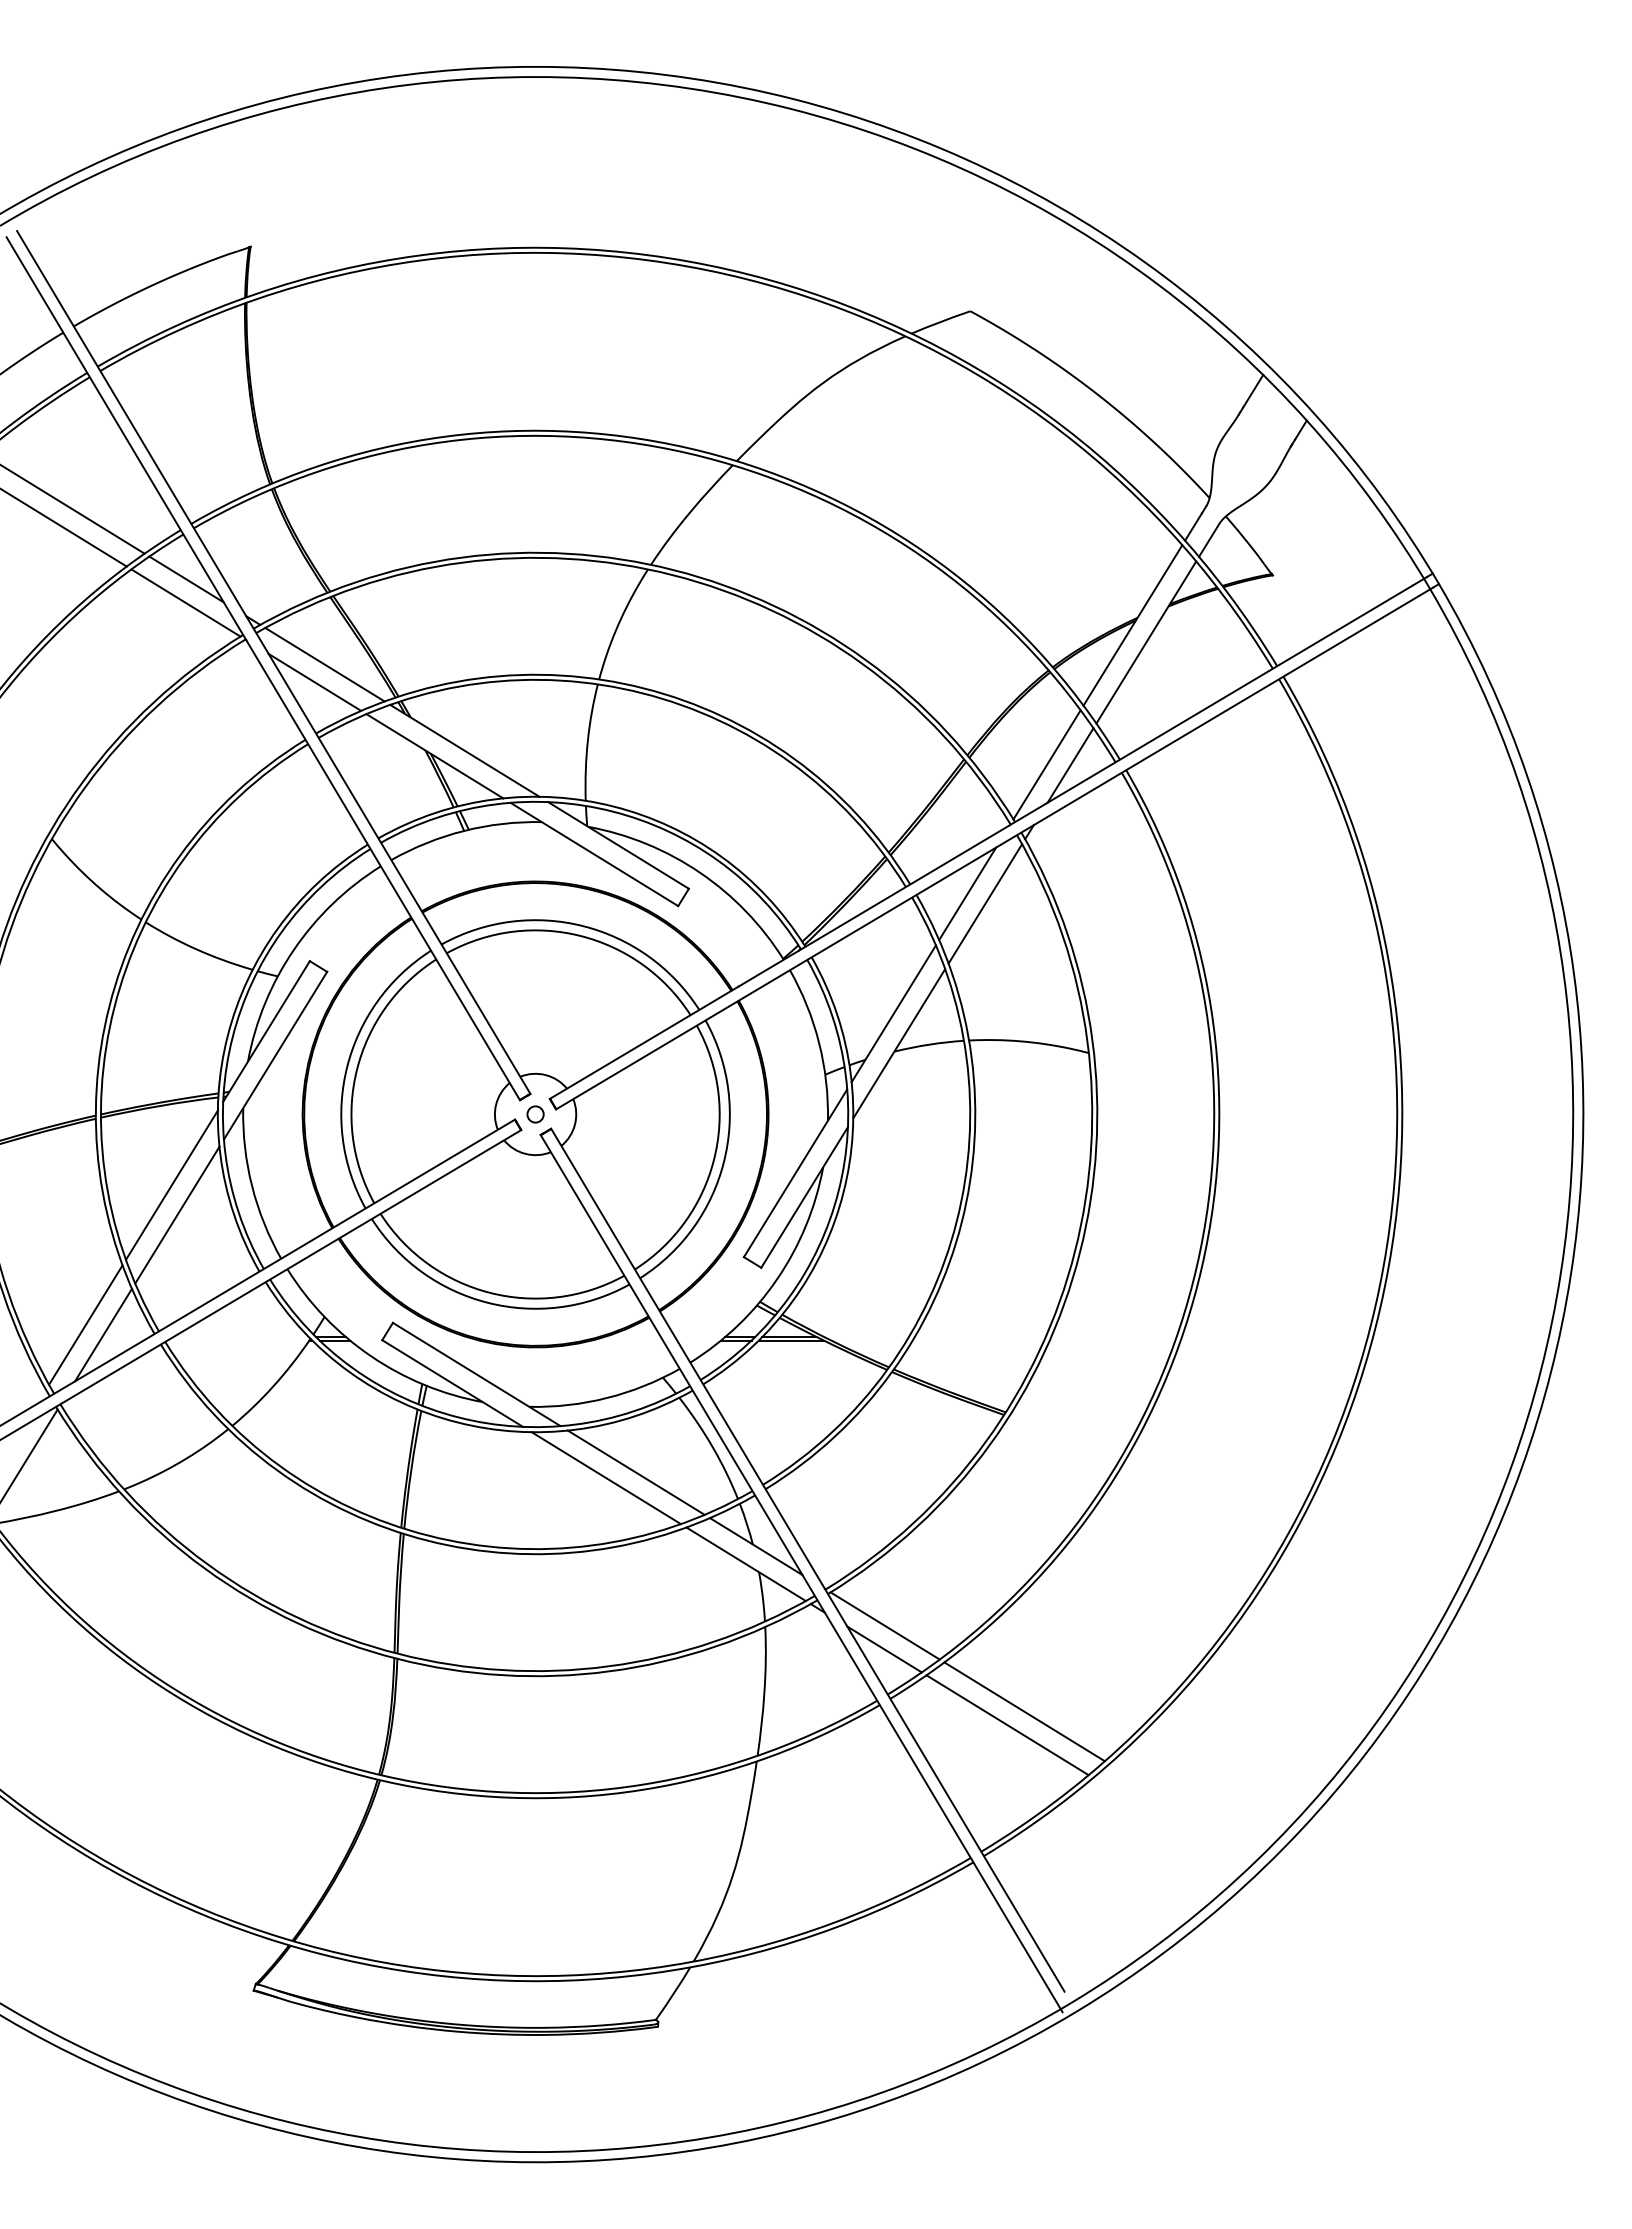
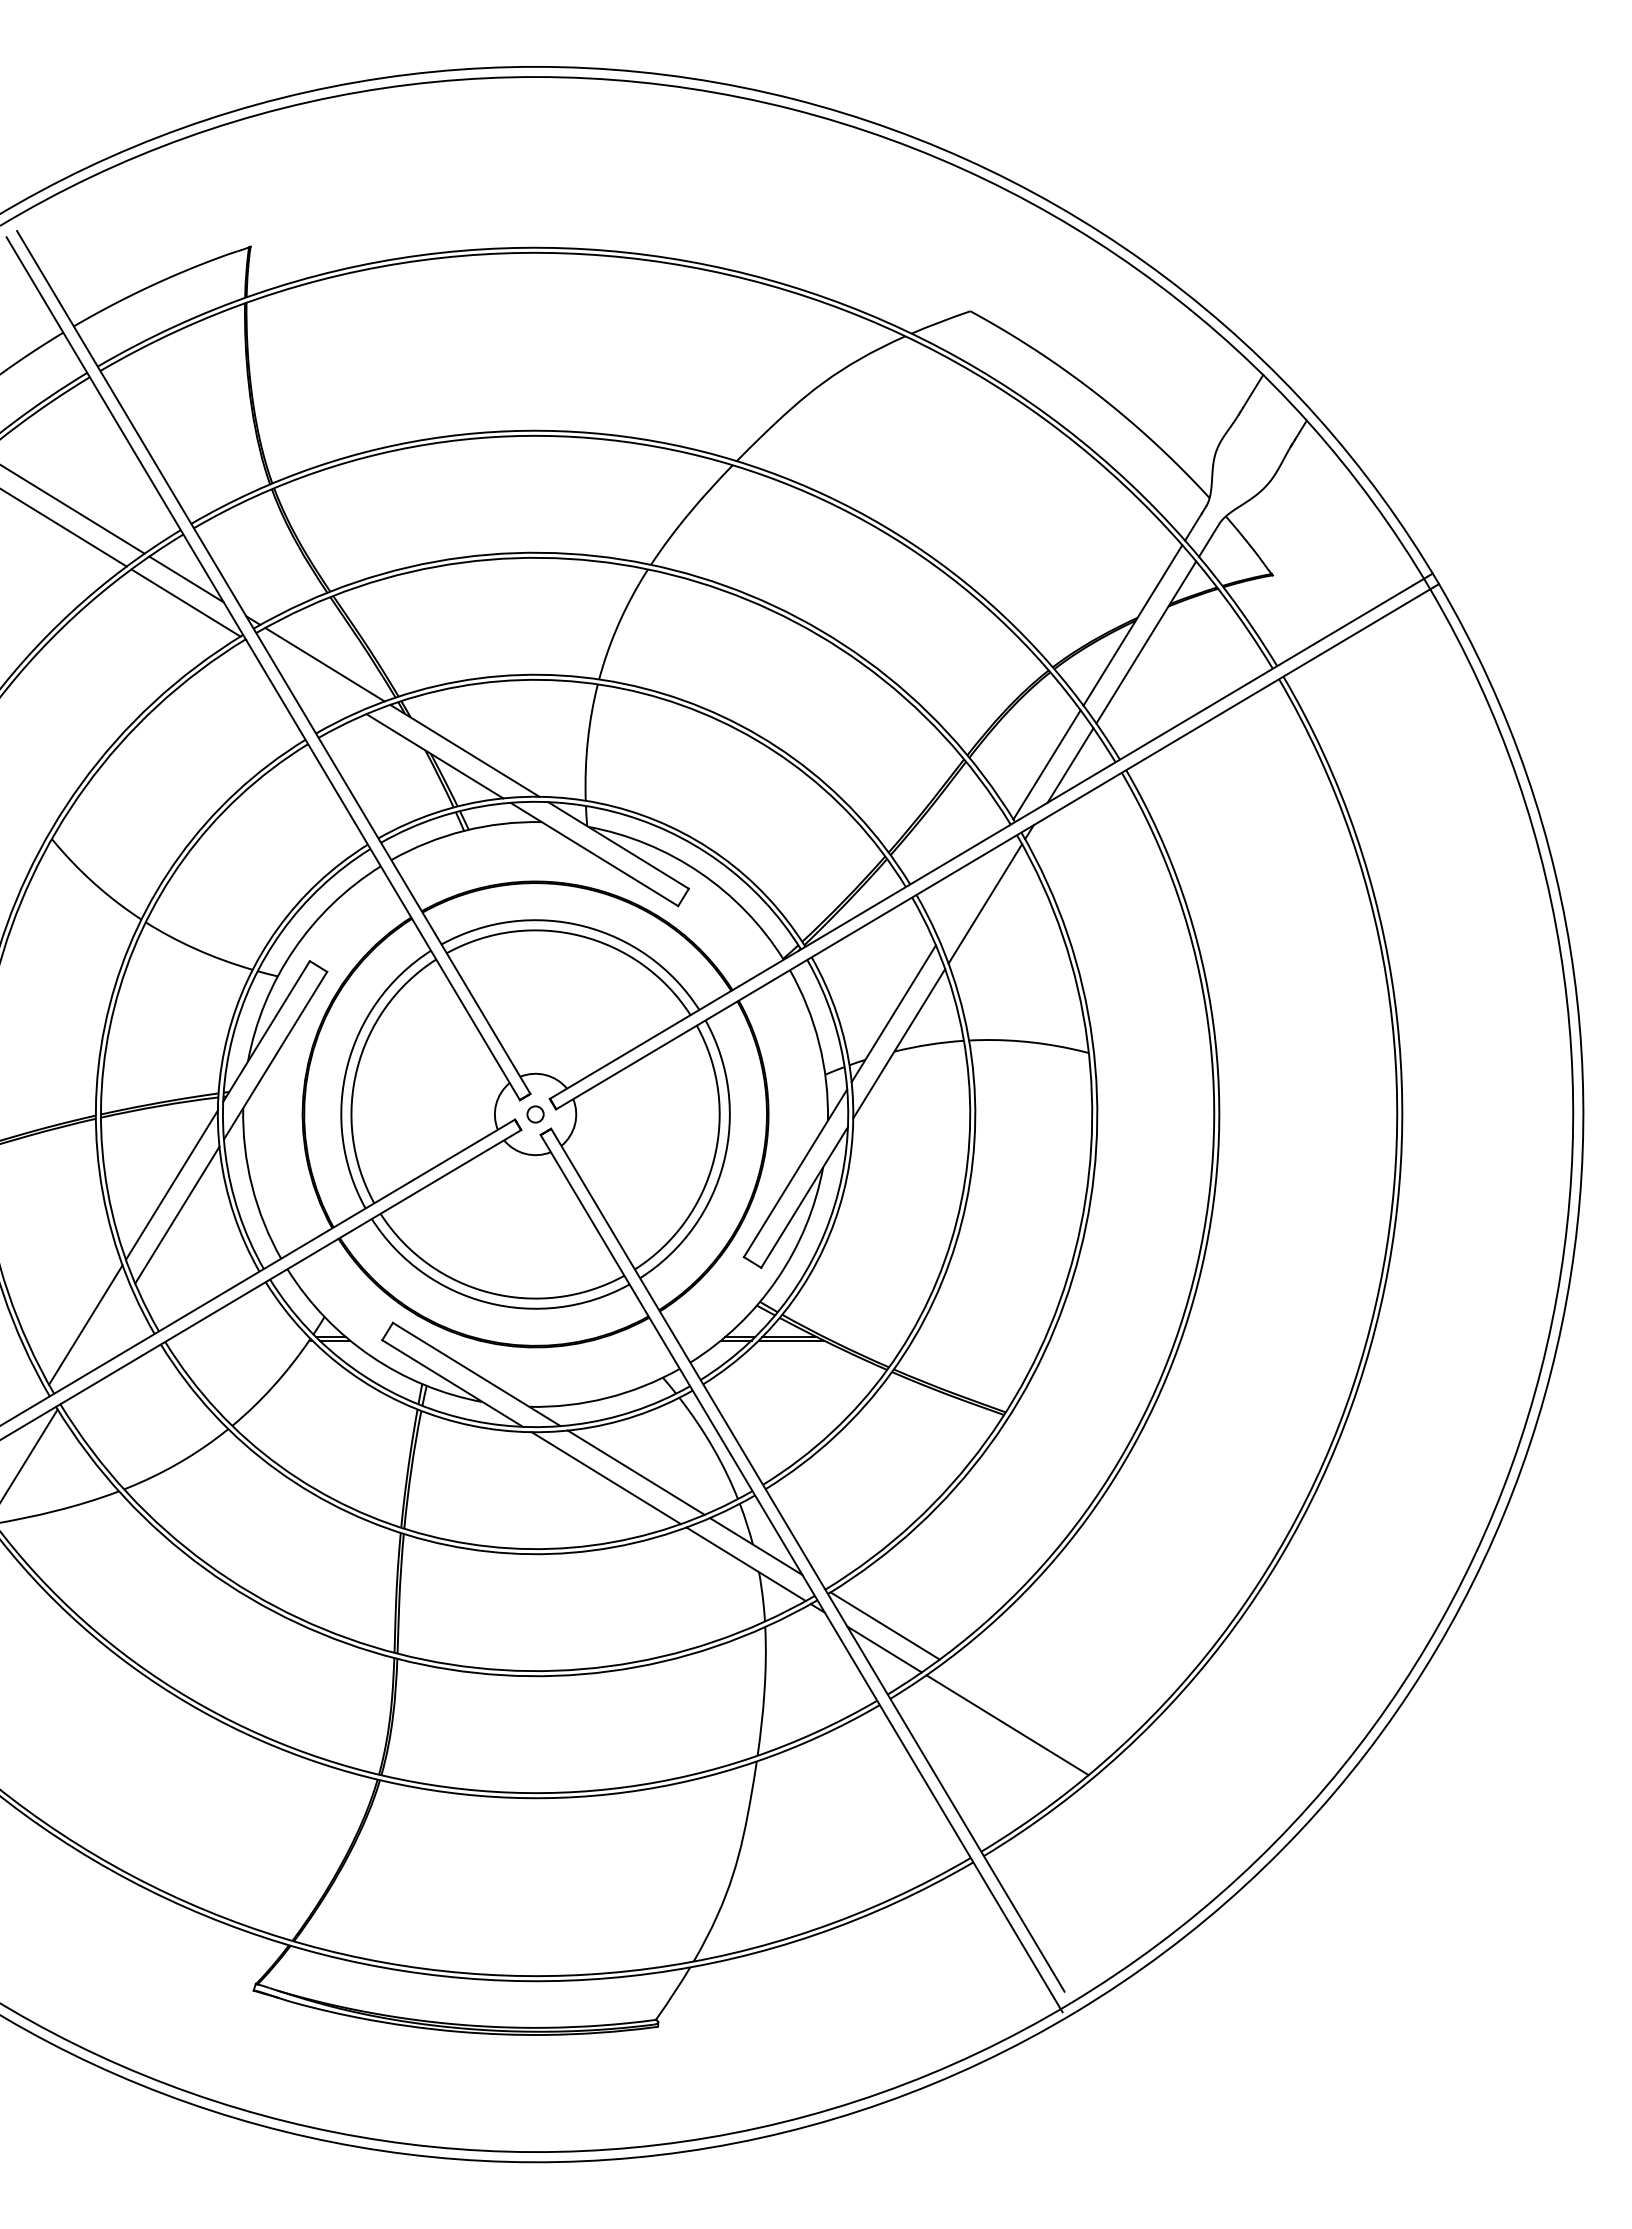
line: present -> none (314, 681)
line: present -> none (967, 893)
line: present -> none (103, 1334)
line: present -> none (1024, 1711)
